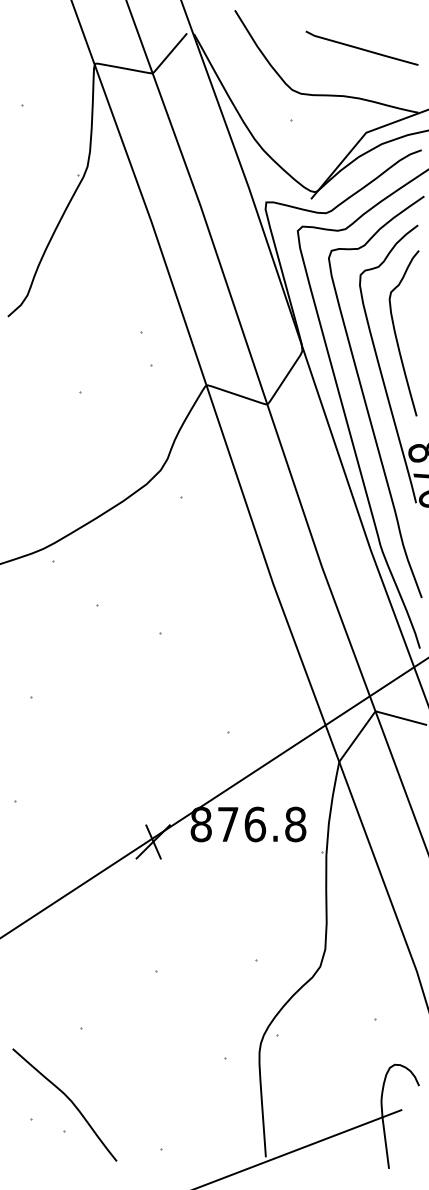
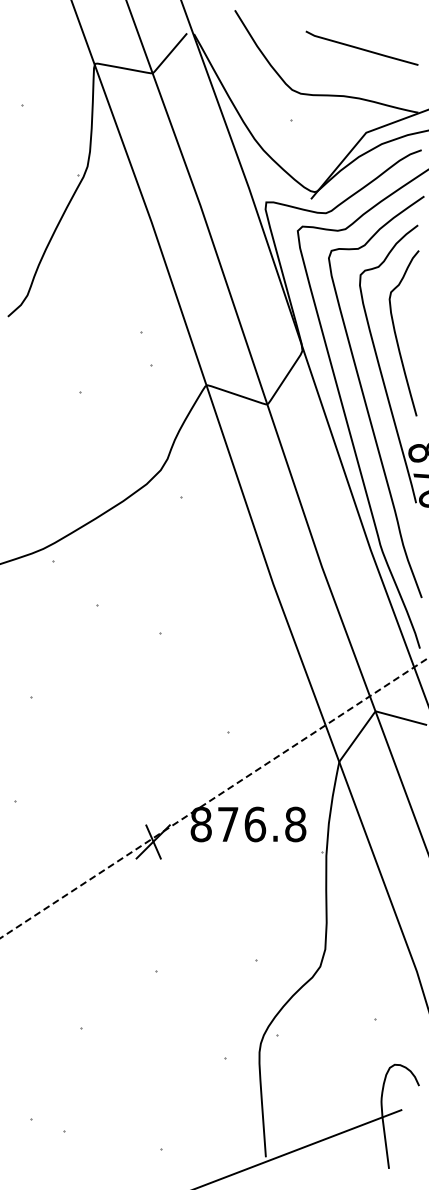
line: solid -> dashed (214, 798)
curve: present -> none (68, 1099)
